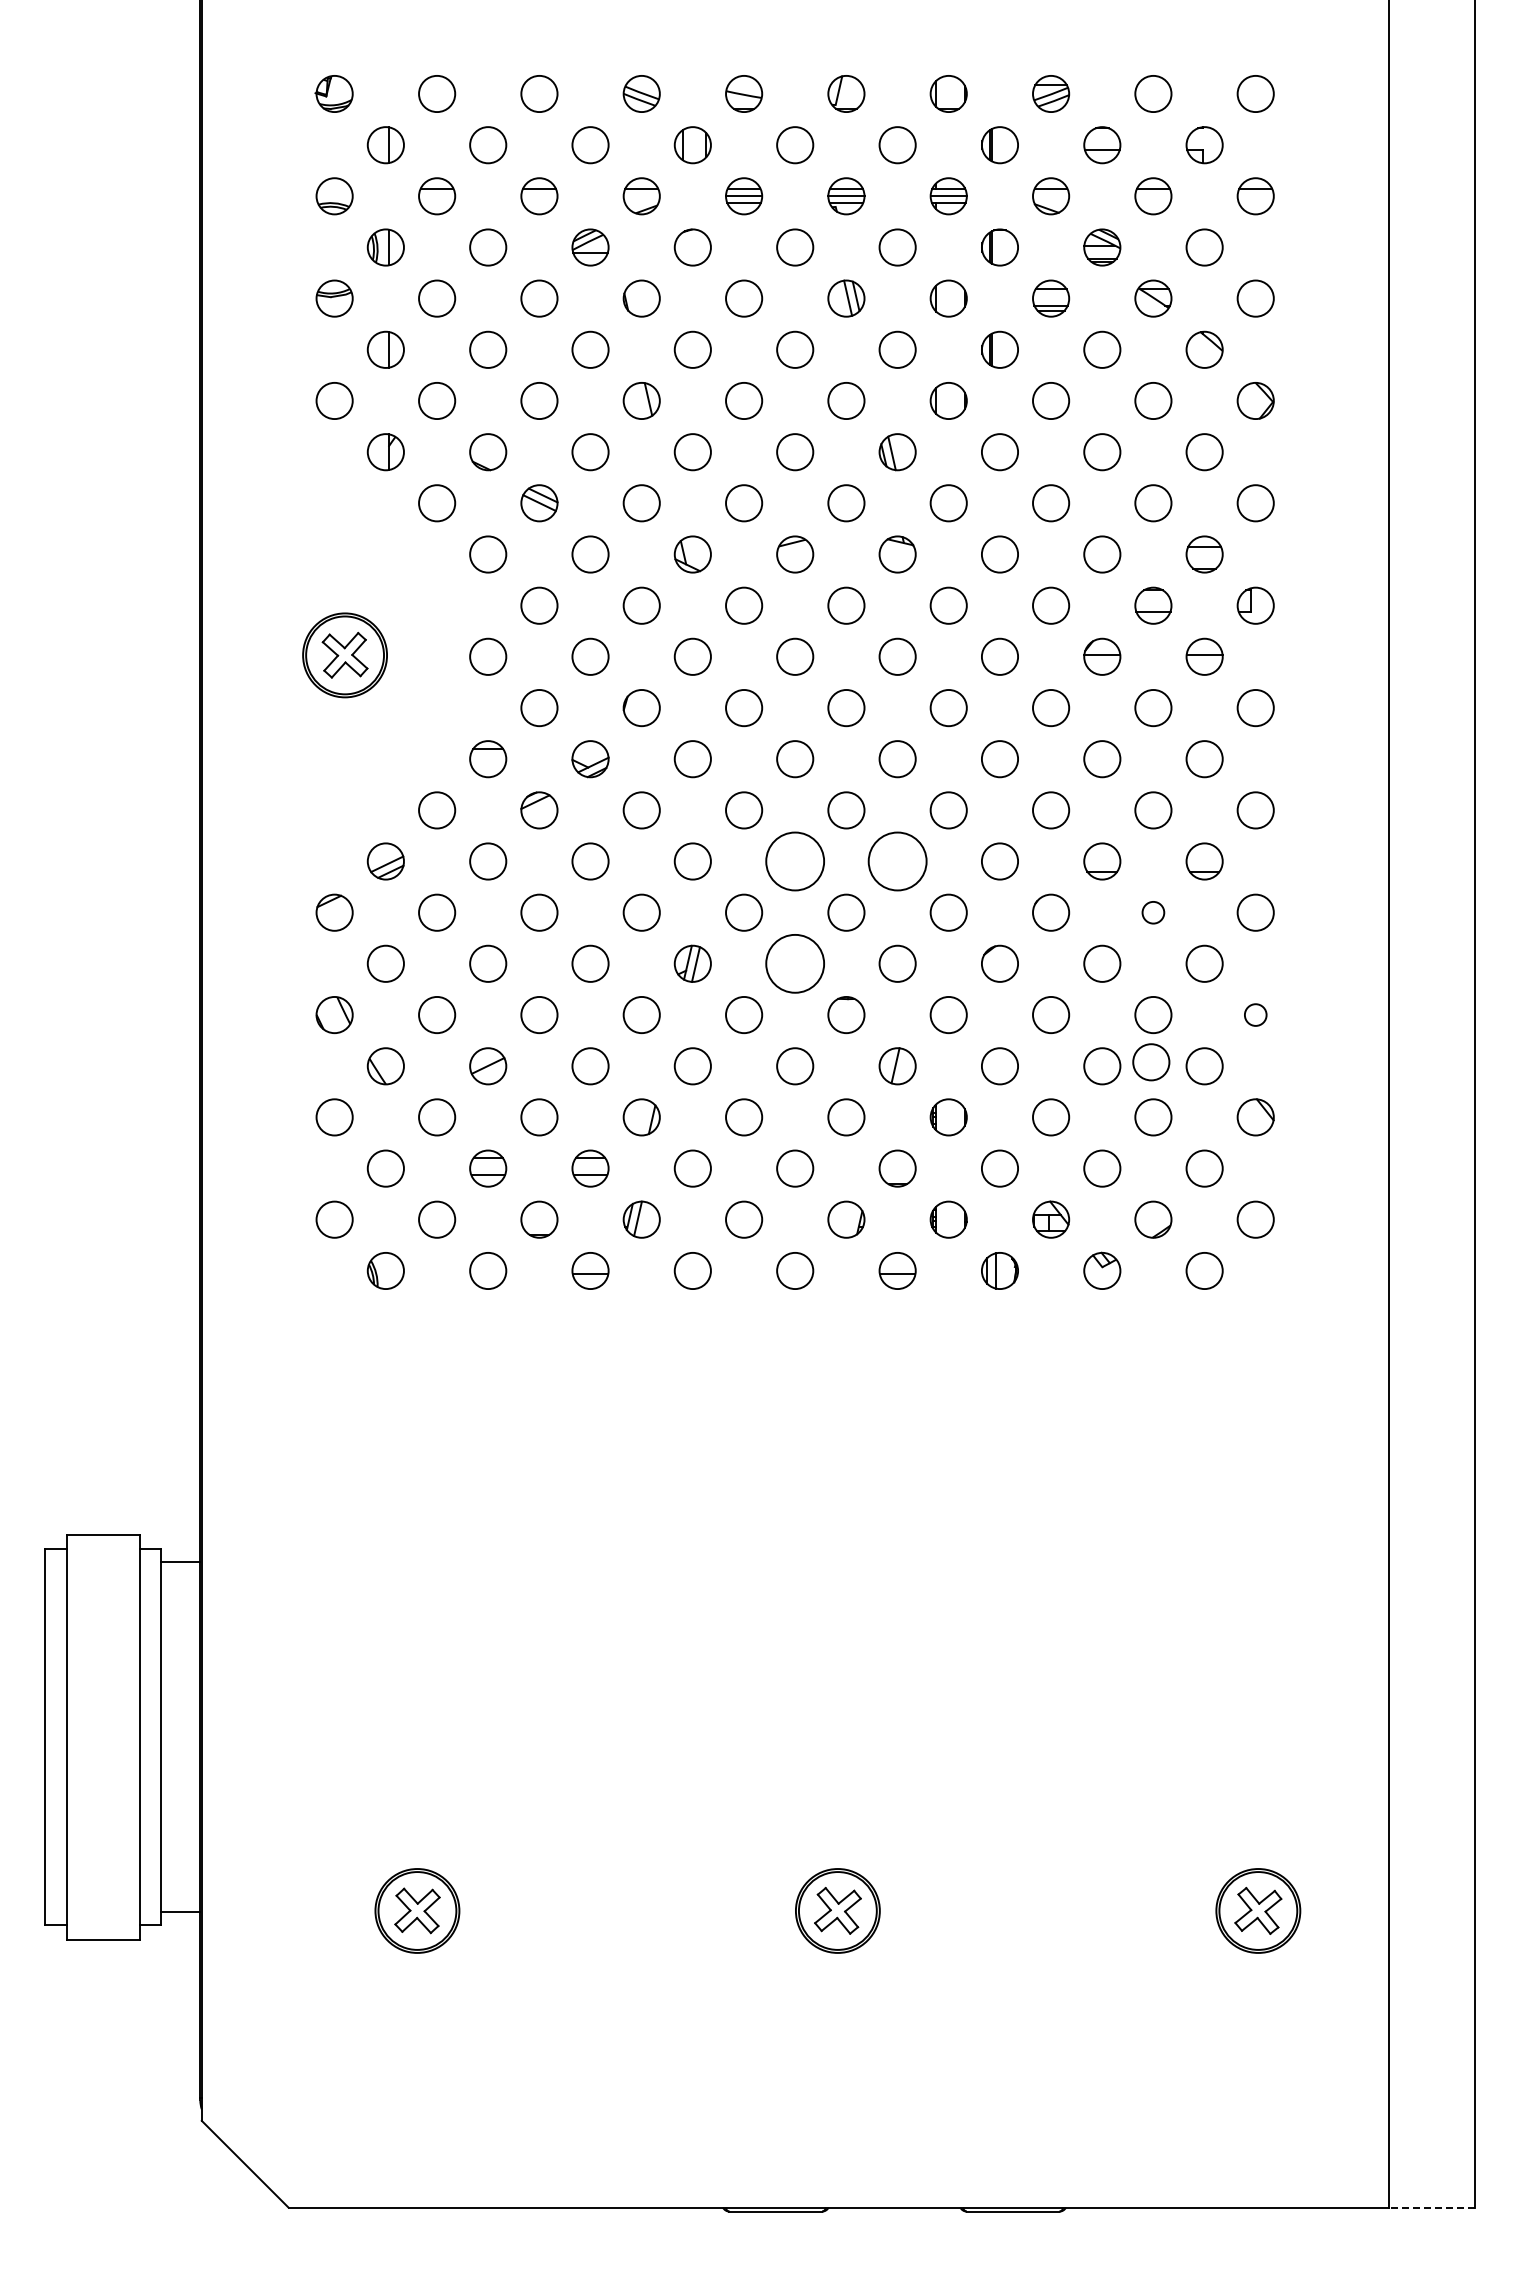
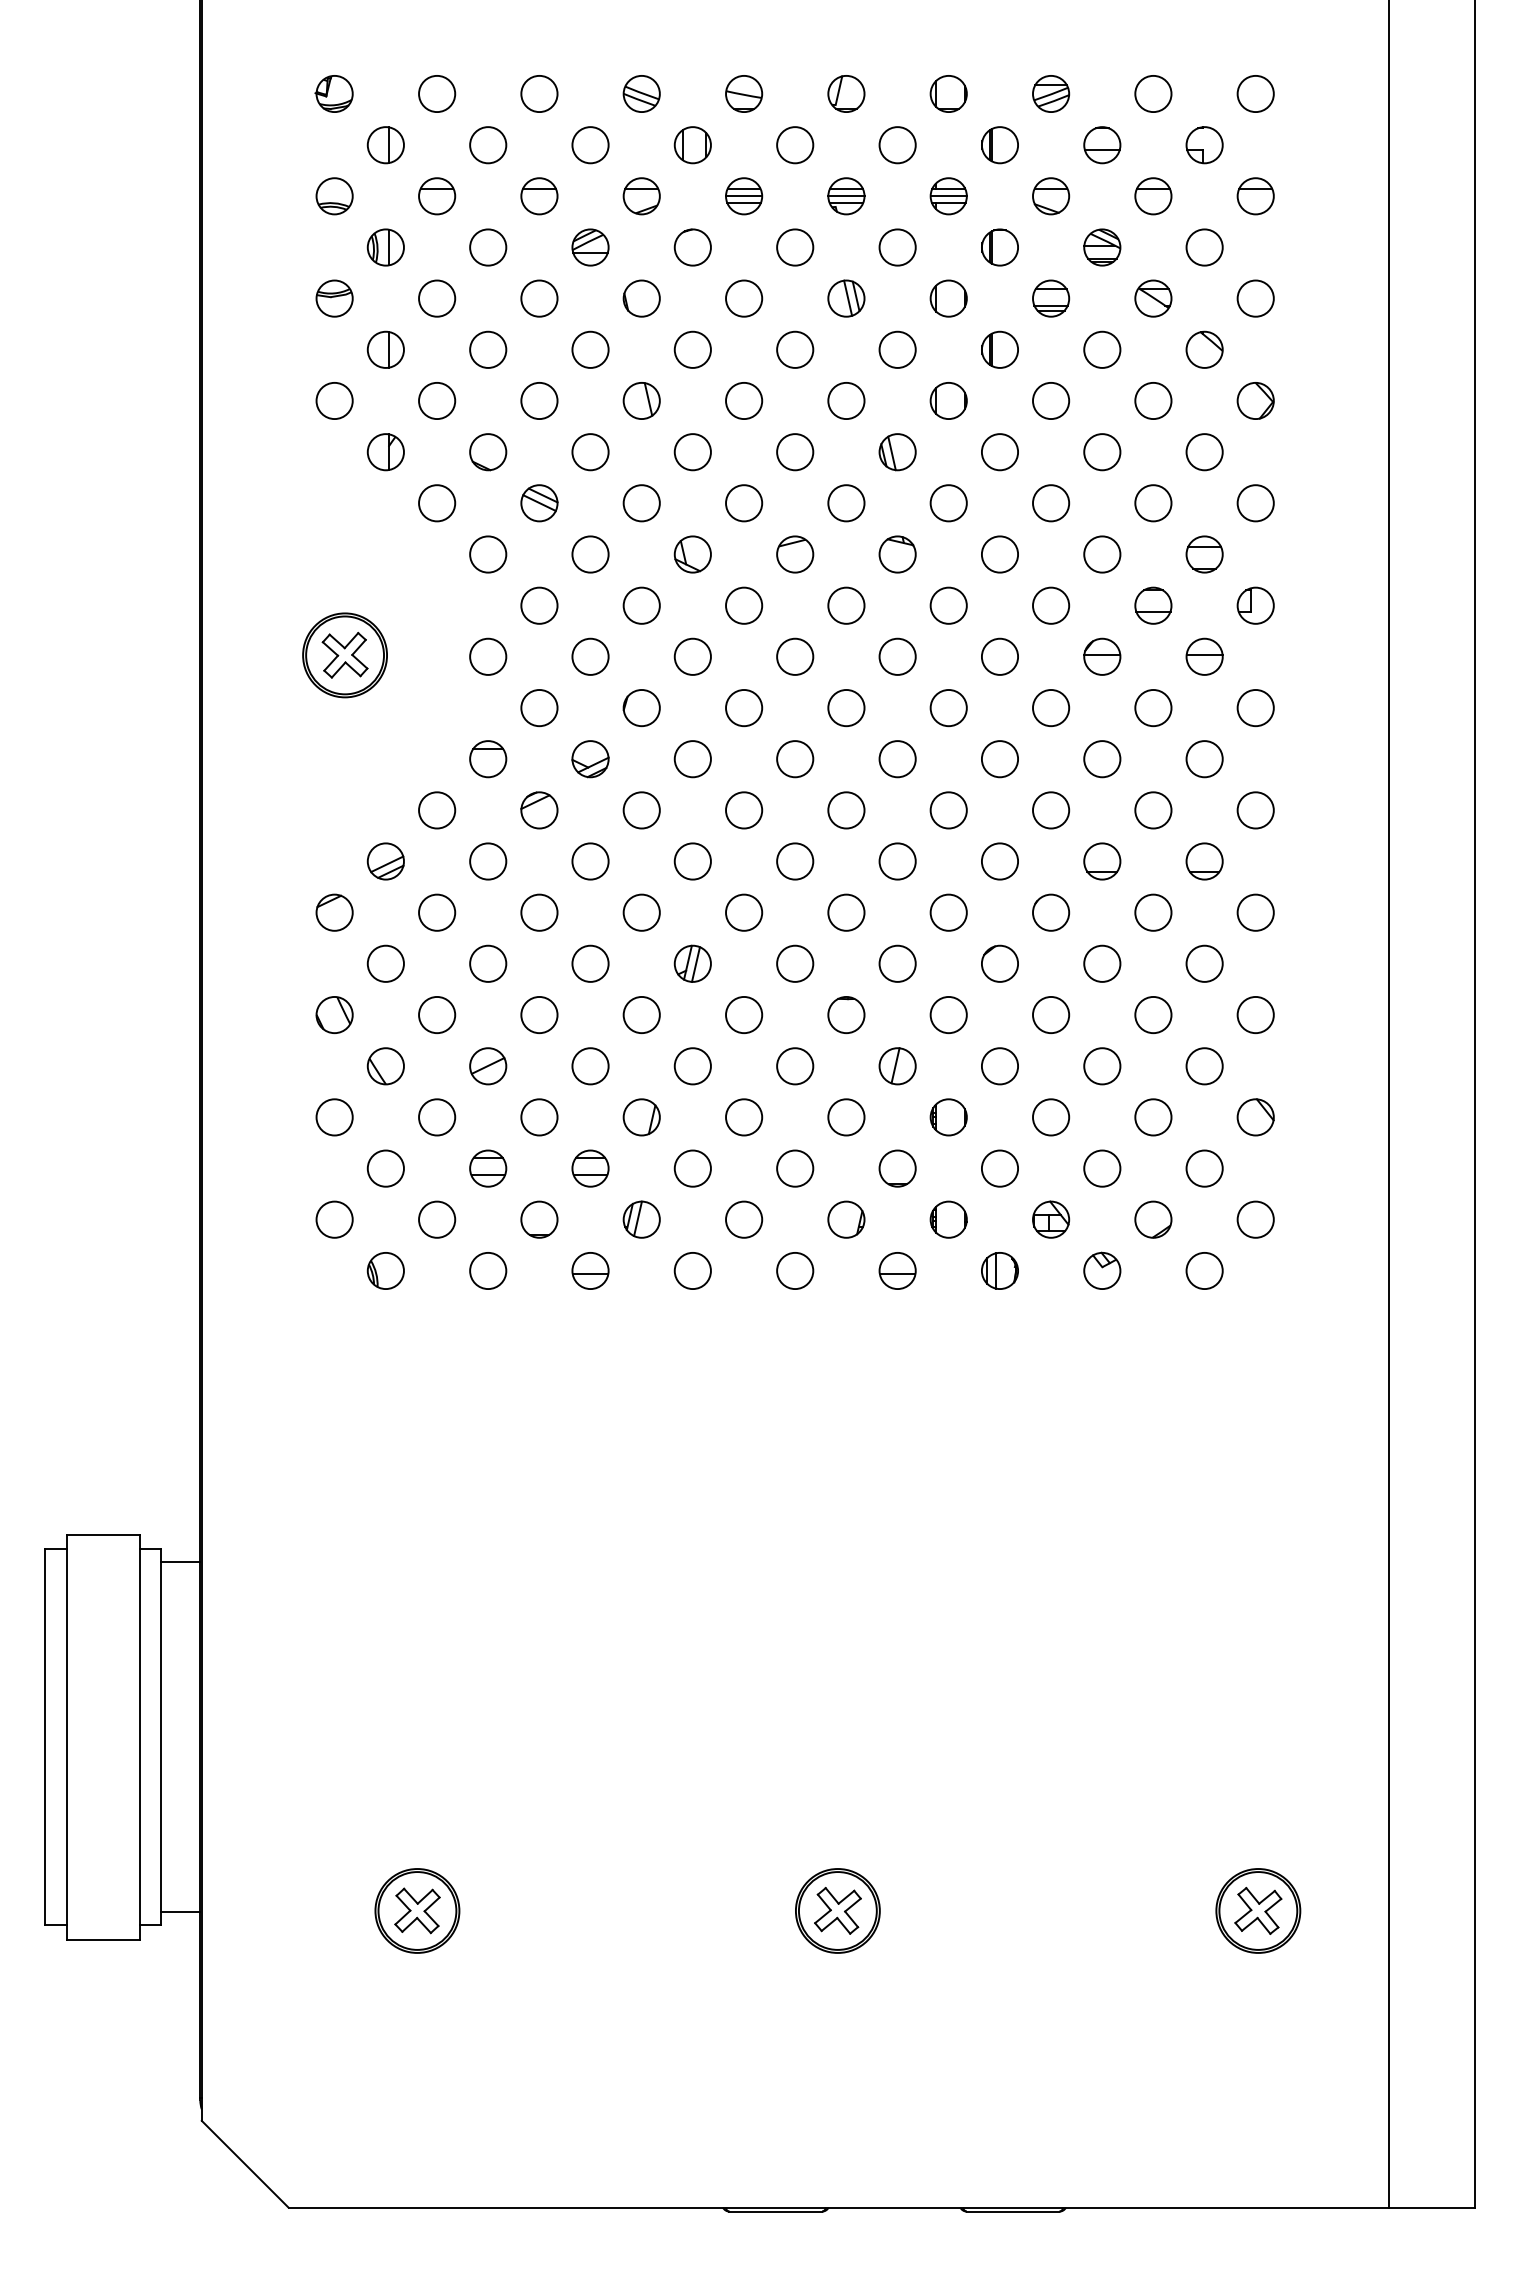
circle diameter: 58 px -> 36 px (795, 861)
circle diameter: 58 px -> 36 px (897, 861)
circle diameter: 22 px -> 36 px (1153, 912)
circle diameter: 58 px -> 36 px (795, 963)
circle diameter: 22 px -> 36 px (1255, 1014)
circle: present -> none (1151, 1062)
line: dashed -> solid (1431, 2207)
